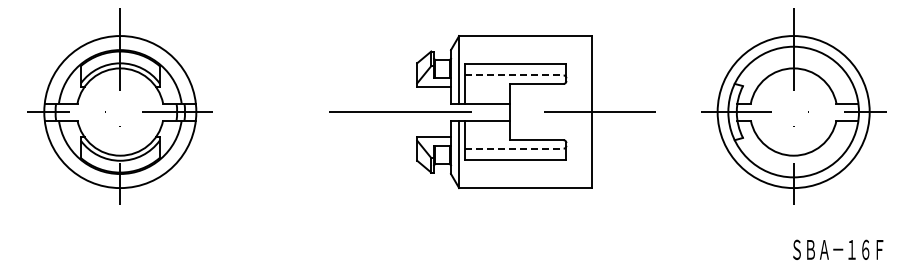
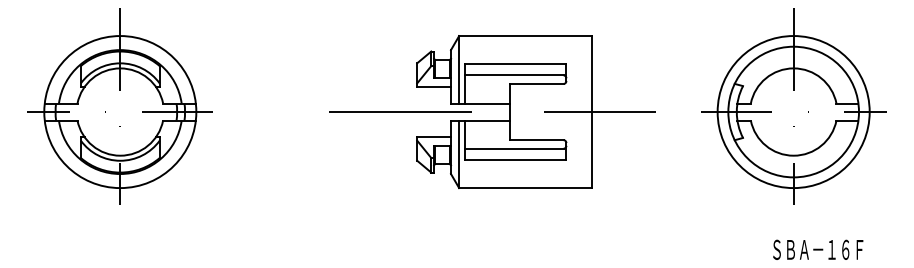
line: dashed -> solid (514, 75)
line: dashed -> solid (514, 148)
text position: (838, 249) -> (818, 249) (818, 249)
